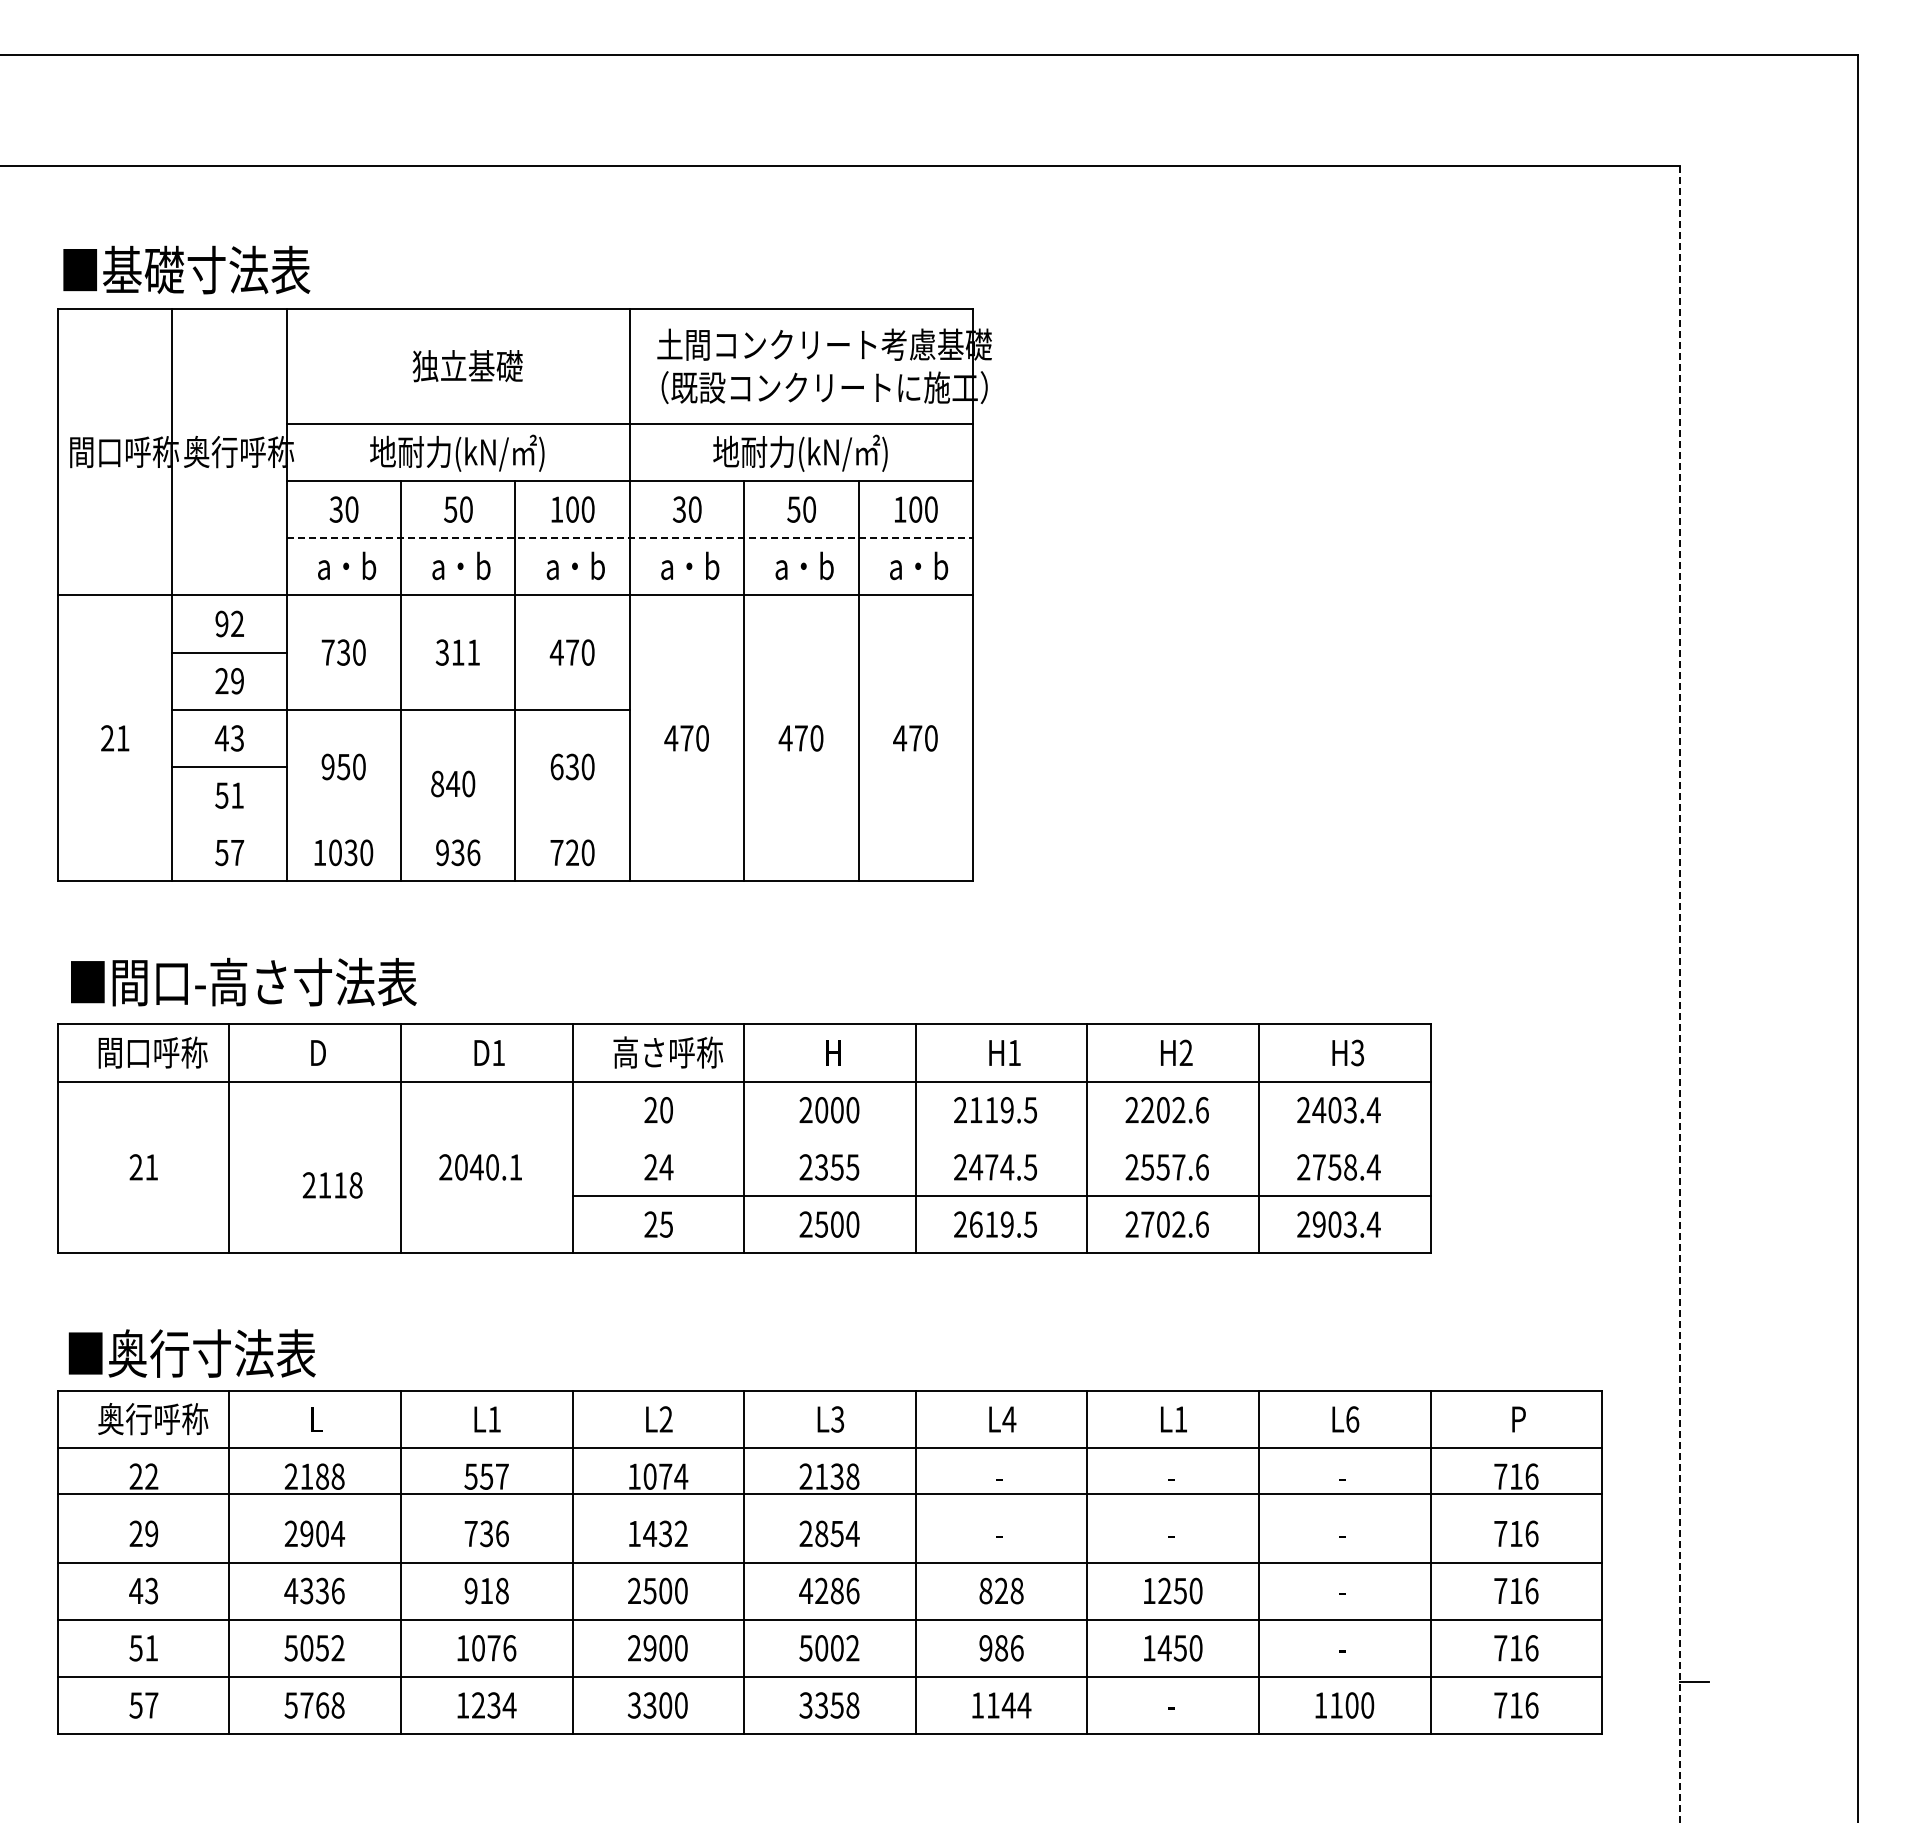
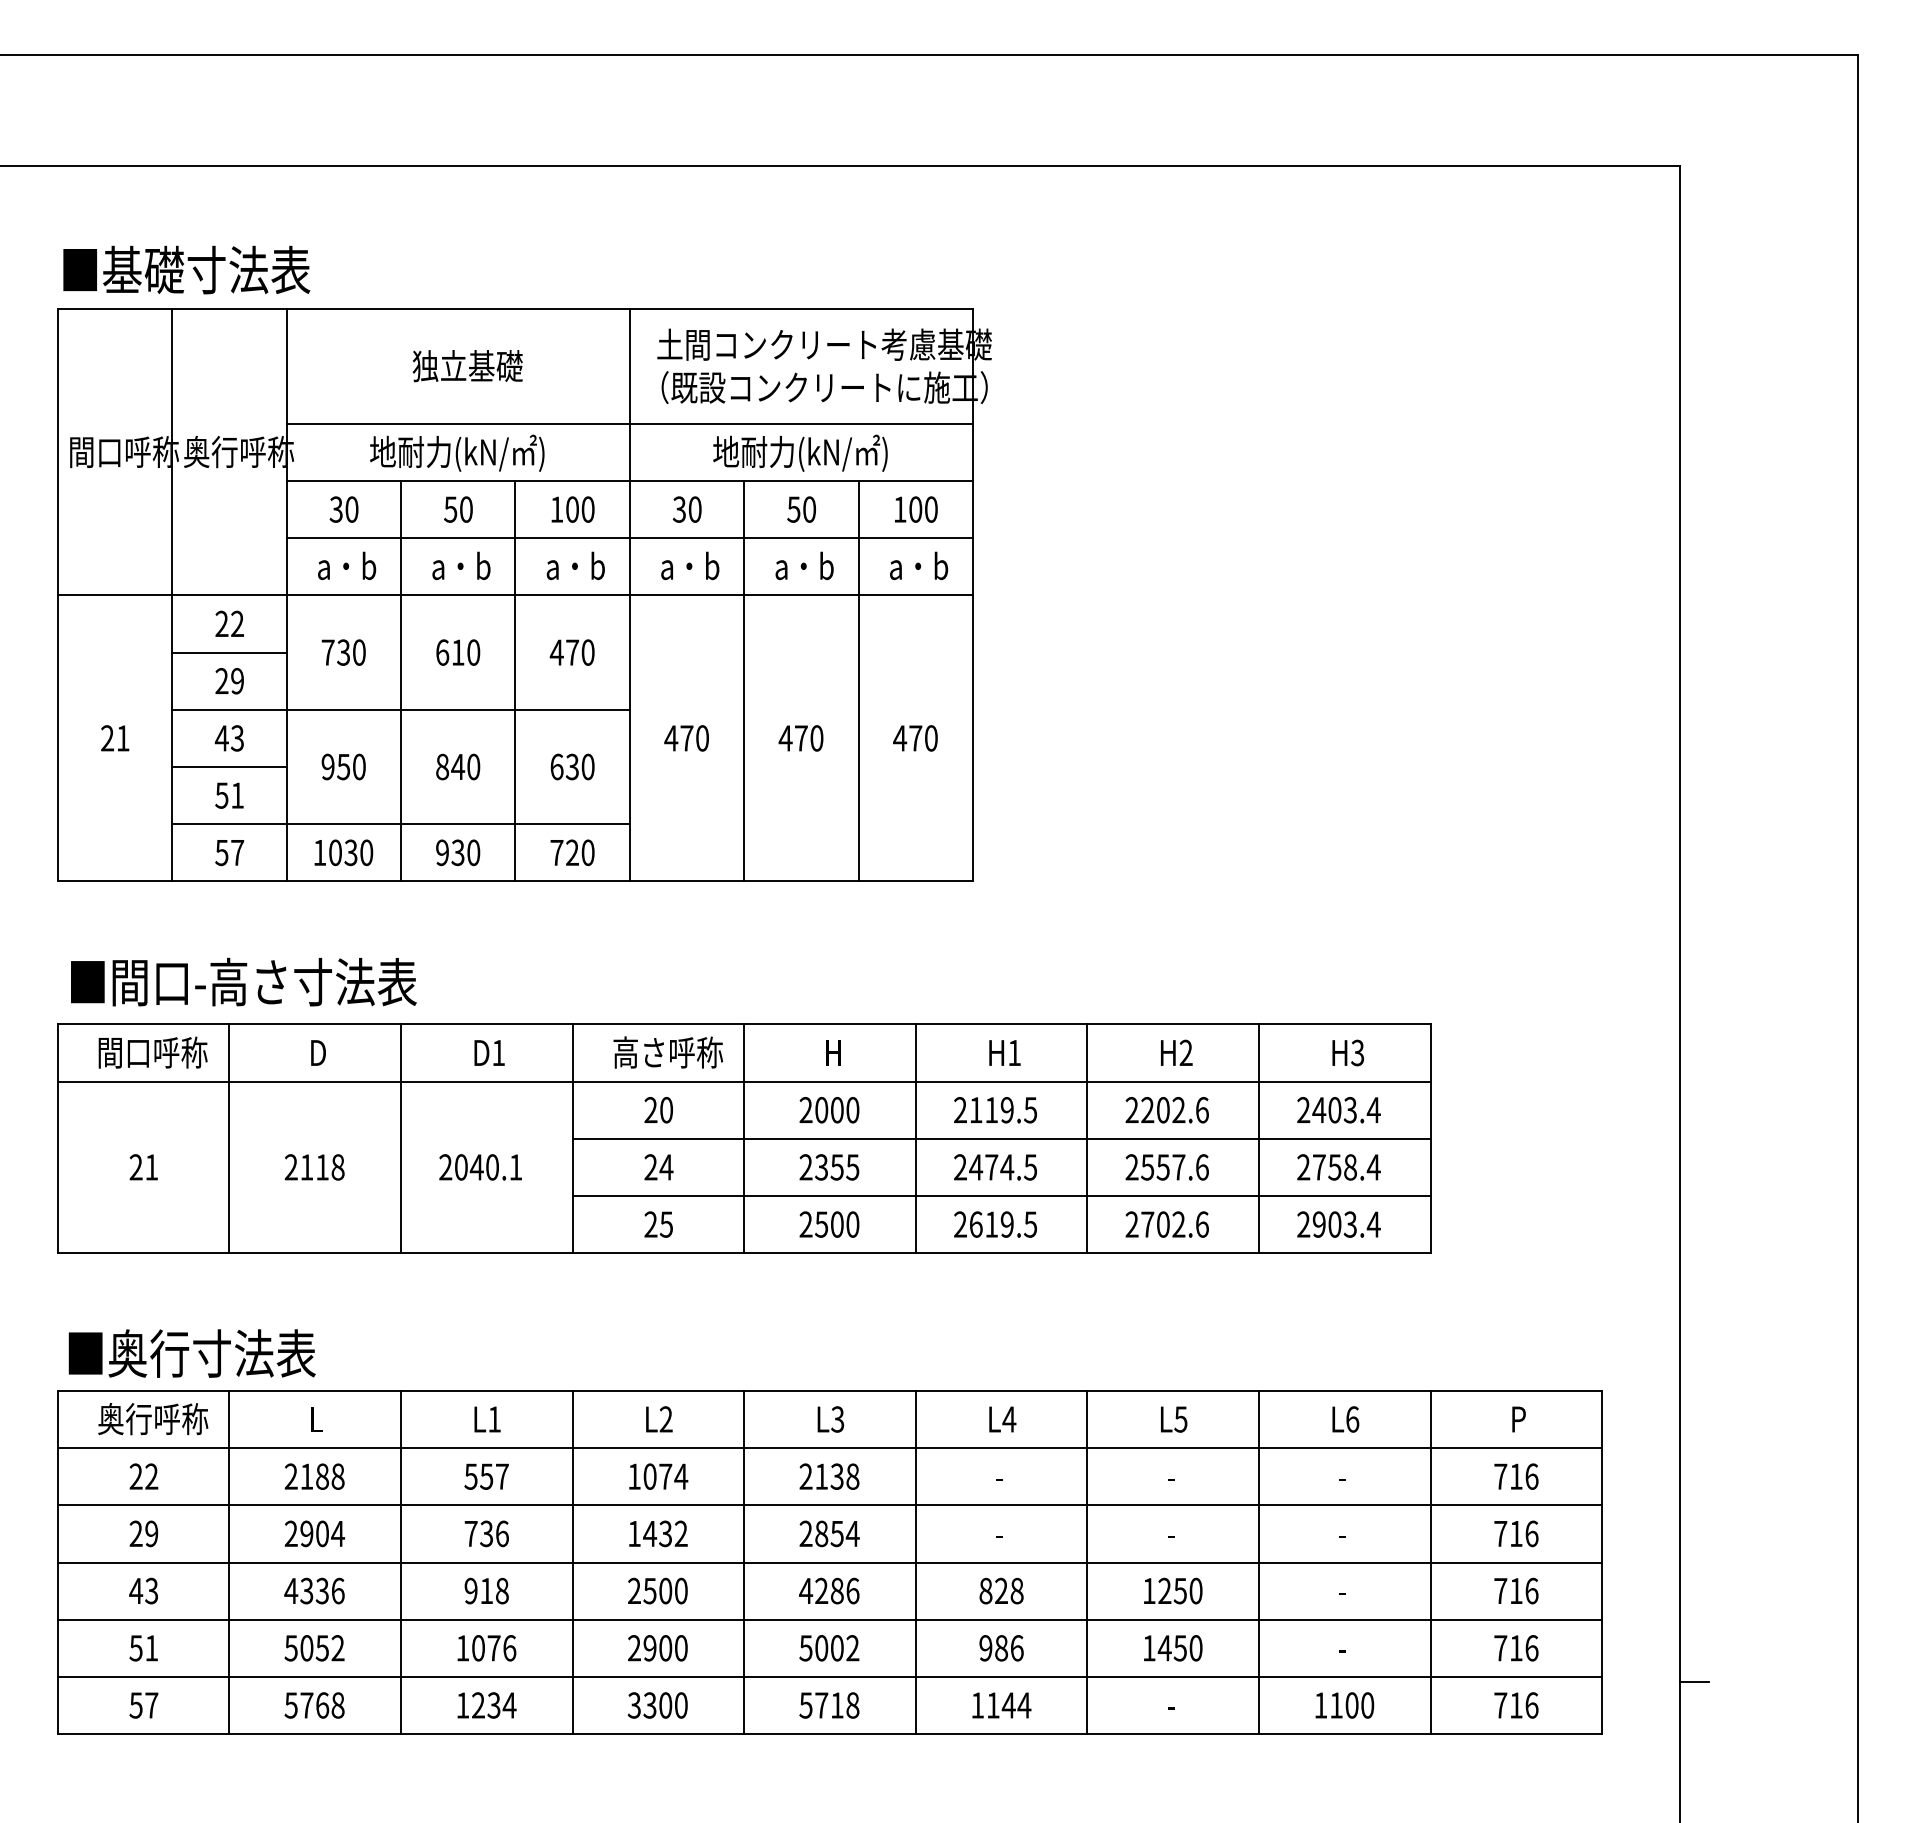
line: dashed -> solid (630, 538)
text: 92 -> 22 (221, 624)
text: 311 -> 610 (457, 652)
text position: (453, 783) -> (458, 766) (458, 766)
line: none -> present (400, 824)
text: 936 -> 930 (473, 852)
line: dashed -> solid (1680, 994)
line: none -> present (1001, 1138)
text position: (332, 1185) -> (314, 1167) (314, 1167)
text: L1 -> L5 (1180, 1419)
line position: (829, 1494) -> (829, 1505) (829, 1505)
text: 3358 -> 5718 (821, 1705)
